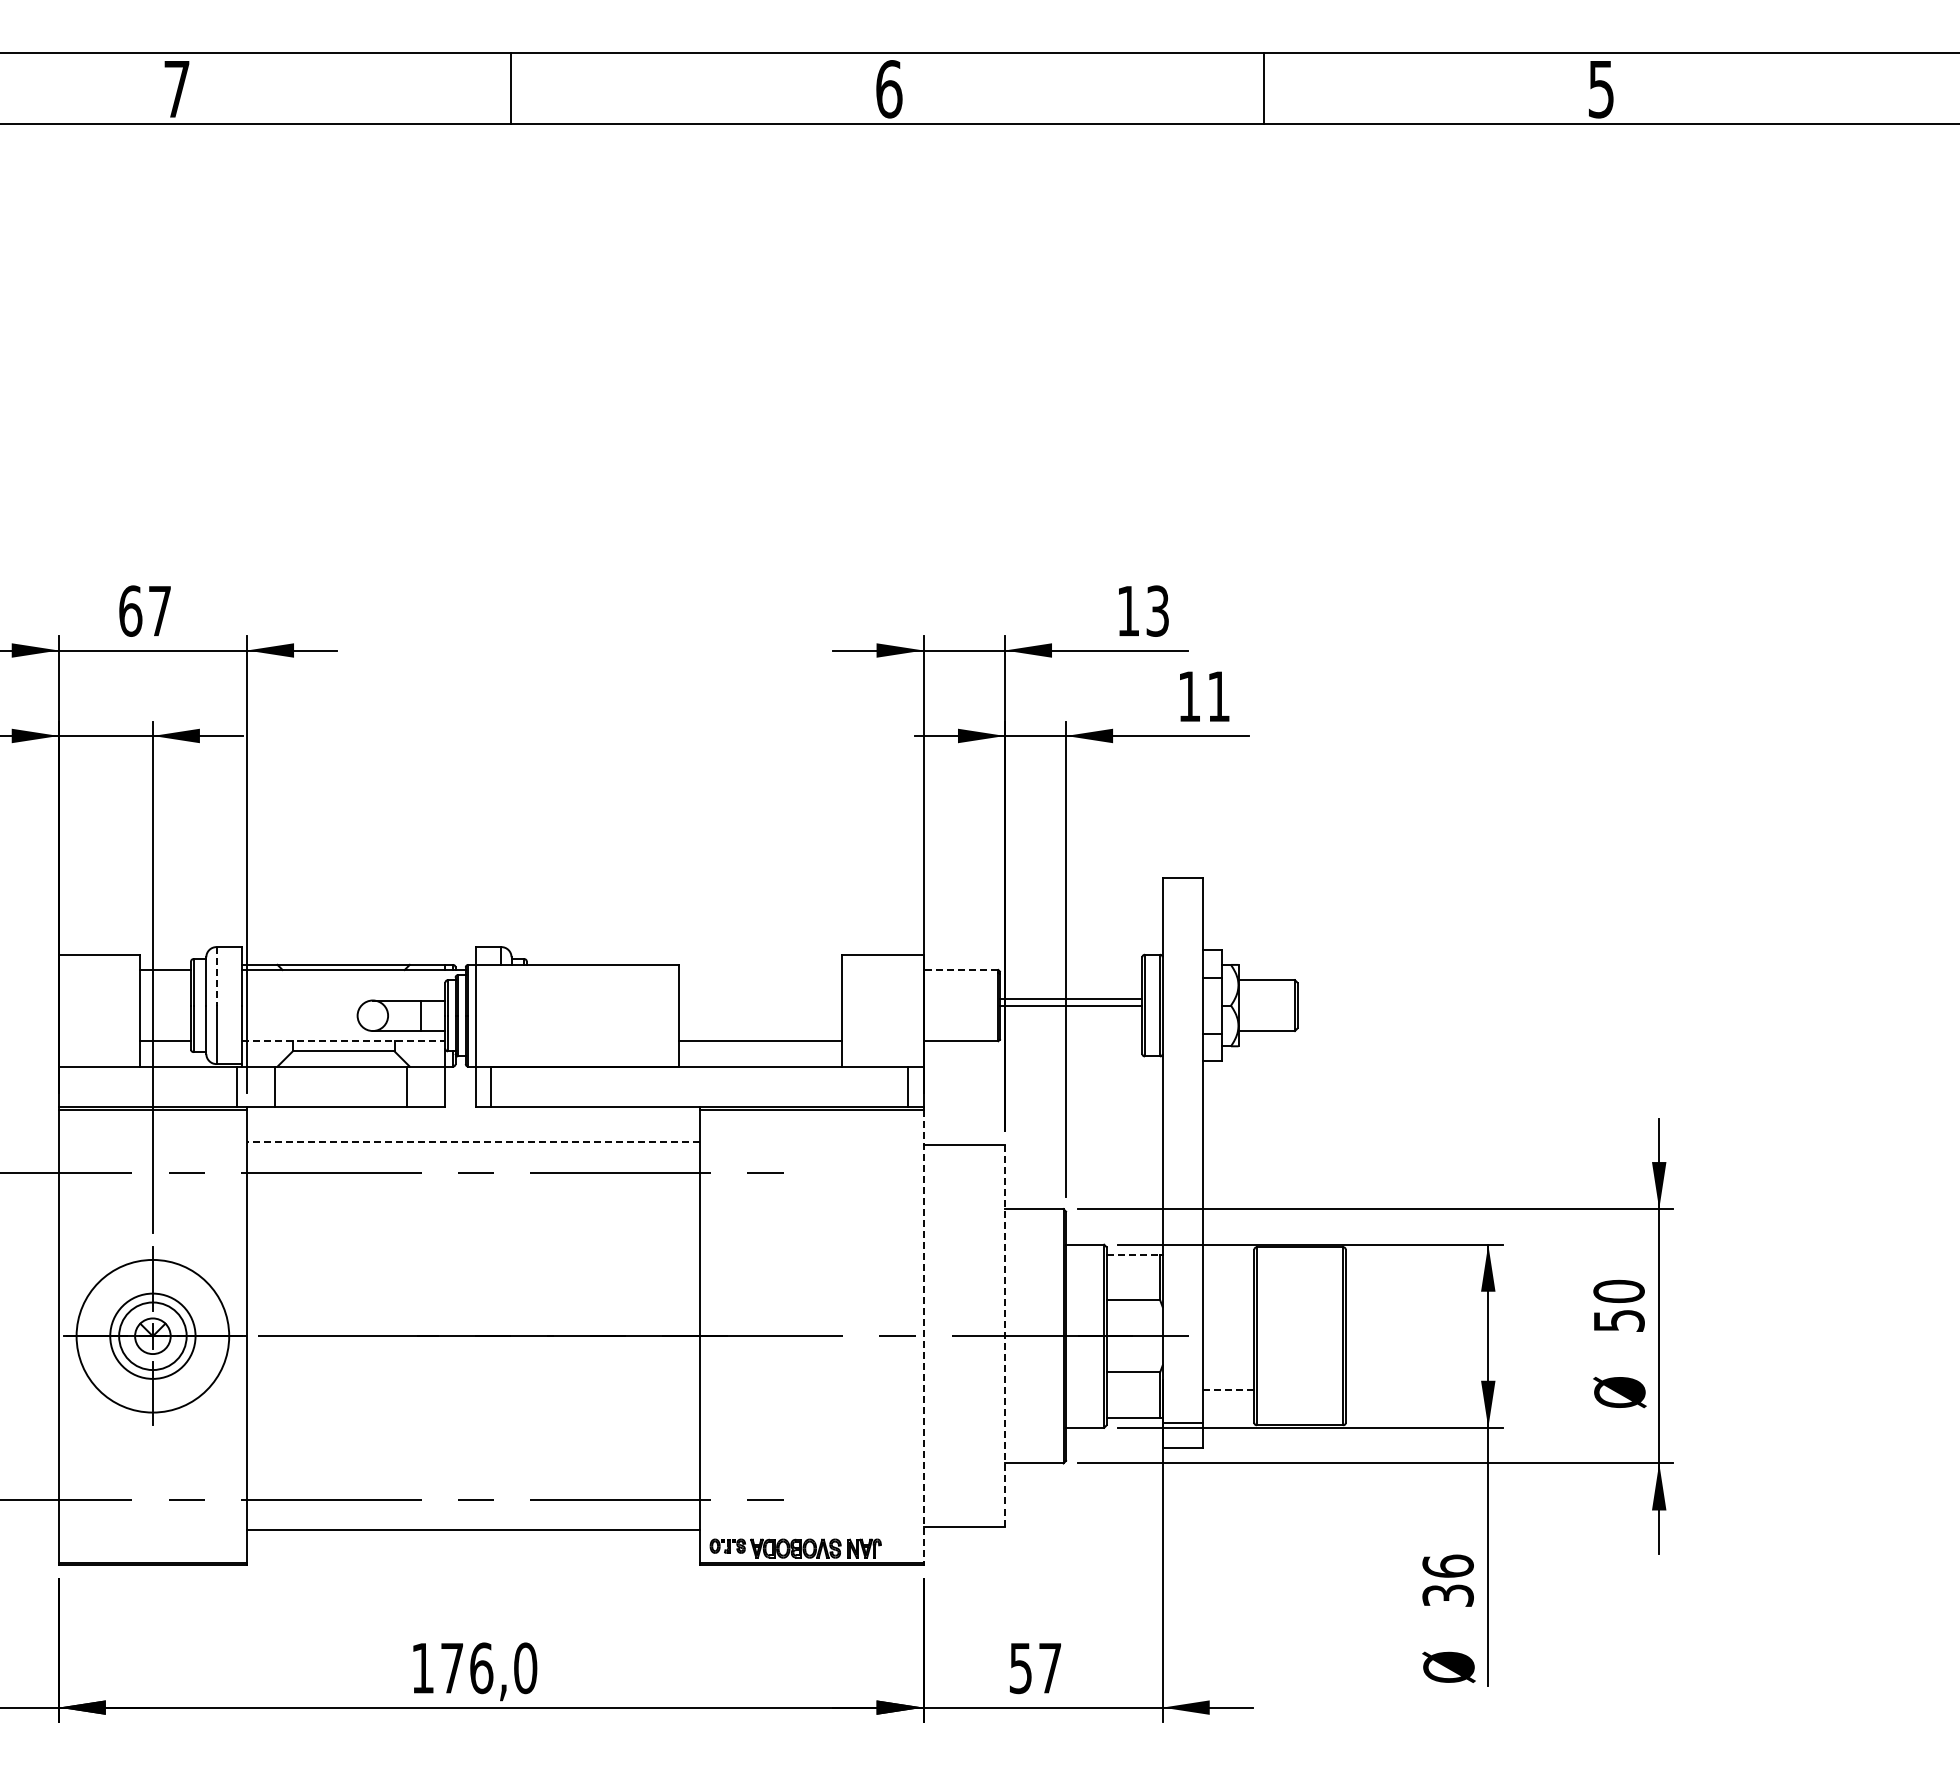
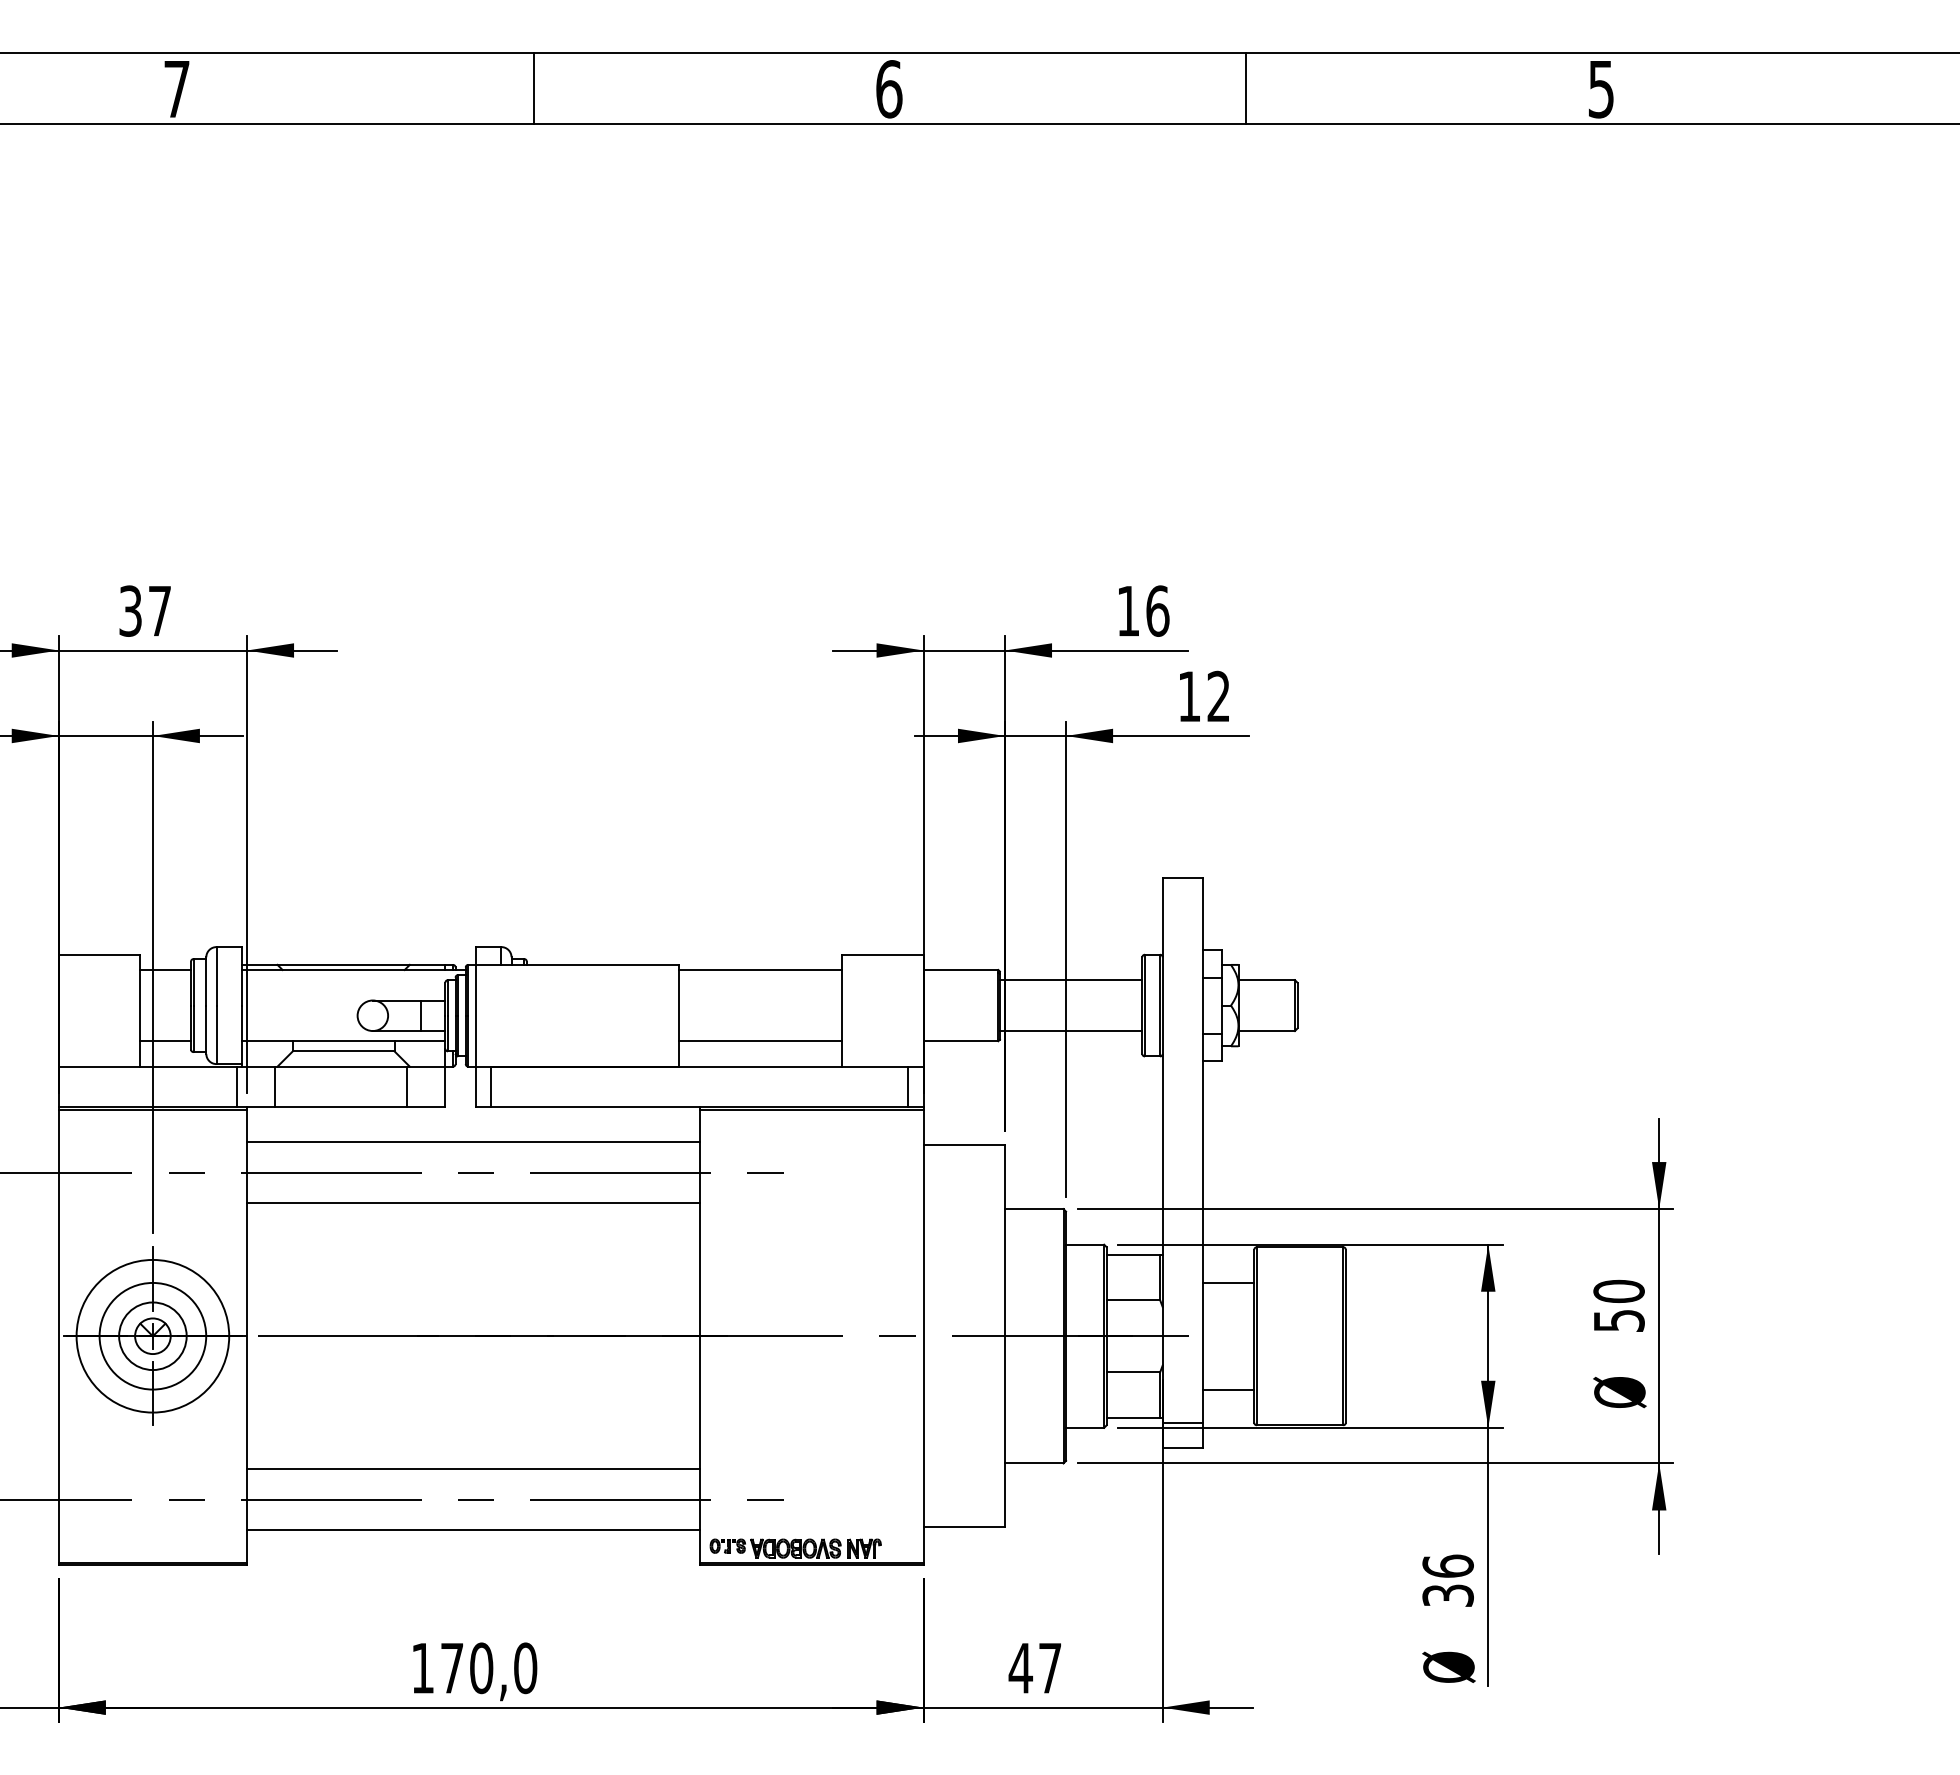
line position: (510, 88) -> (533, 88) (533, 88)
line position: (1263, 88) -> (1245, 88) (1245, 88)
text: 67 -> 37 (130, 610)
text: 13 -> 16 (1157, 610)
text: 11 -> 12 (1218, 695)
line: none -> present (760, 969)
line: dashed -> solid (960, 969)
line: dashed -> solid (216, 976)
line position: (1070, 999) -> (1070, 980) (1070, 980)
line position: (1070, 1006) -> (1070, 1031) (1070, 1031)
line: dashed -> solid (343, 1041)
line: dashed -> solid (472, 1142)
line: none -> present (473, 1203)
line: dashed -> solid (1133, 1254)
line: none -> present (1228, 1282)
circle diameter: 85 px -> 107 px (152, 1335)
line: dashed -> solid (923, 1336)
line: dashed -> solid (1005, 1336)
line: dashed -> solid (1229, 1389)
line: none -> present (473, 1469)
text: 176,0 -> 170,0 (481, 1667)
text: 57 -> 47 (1020, 1668)
